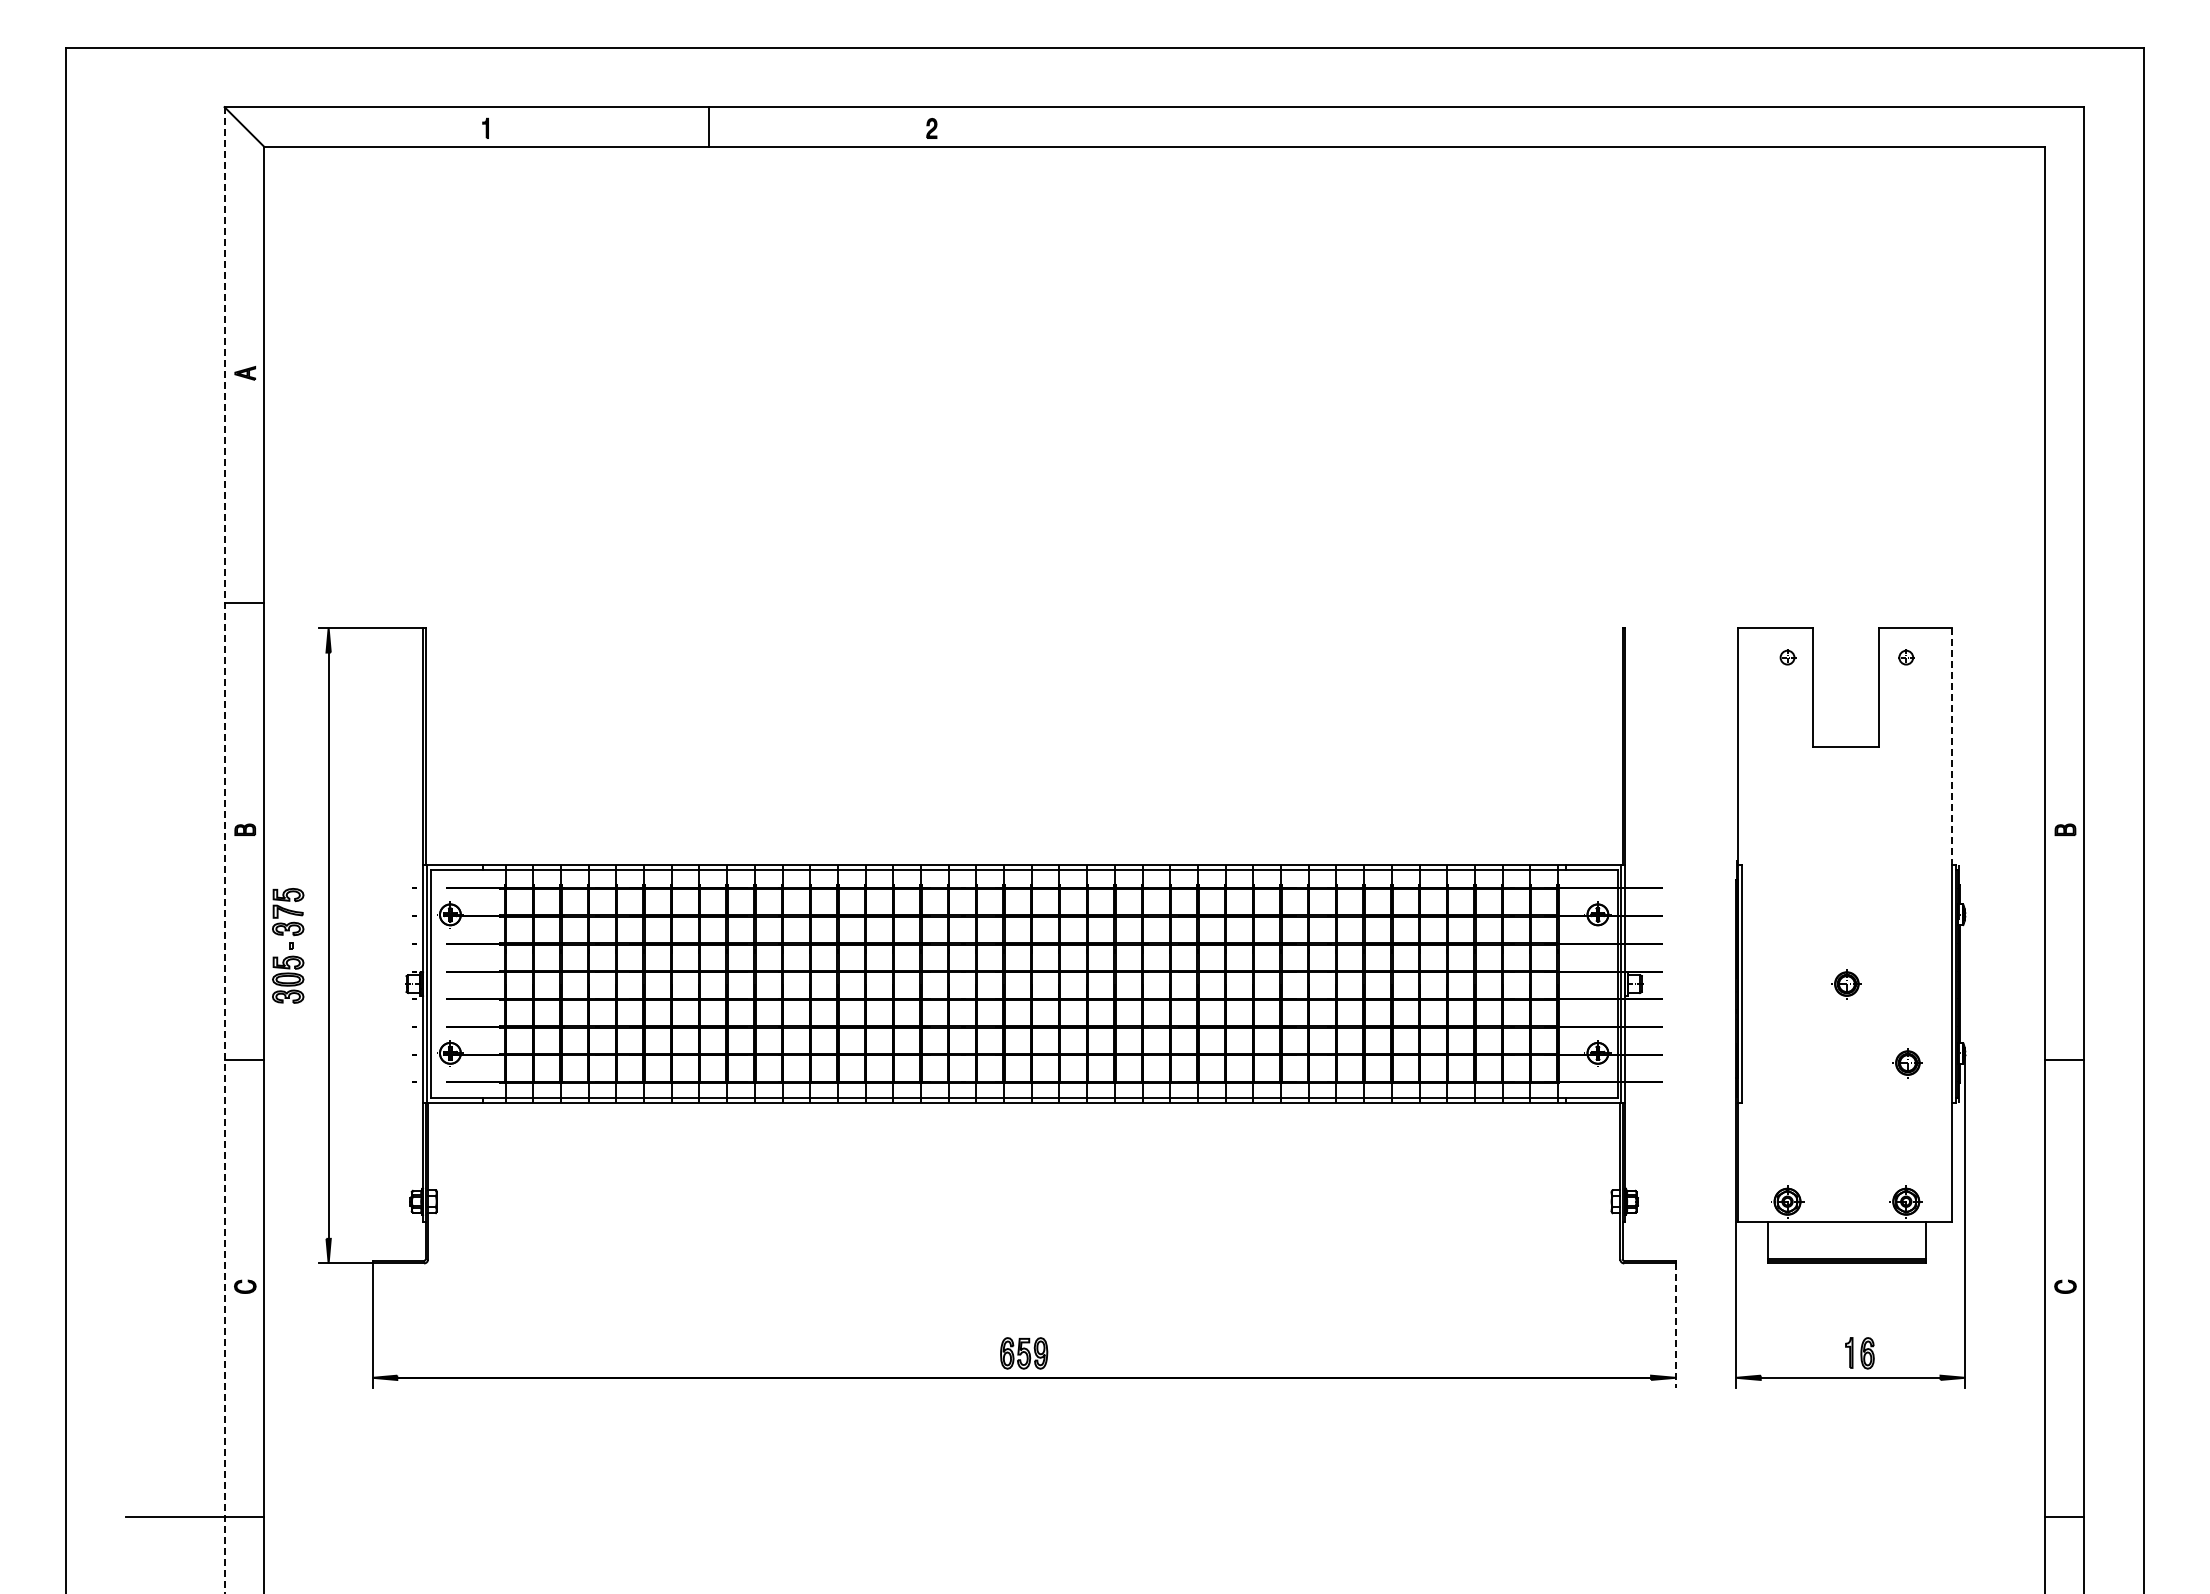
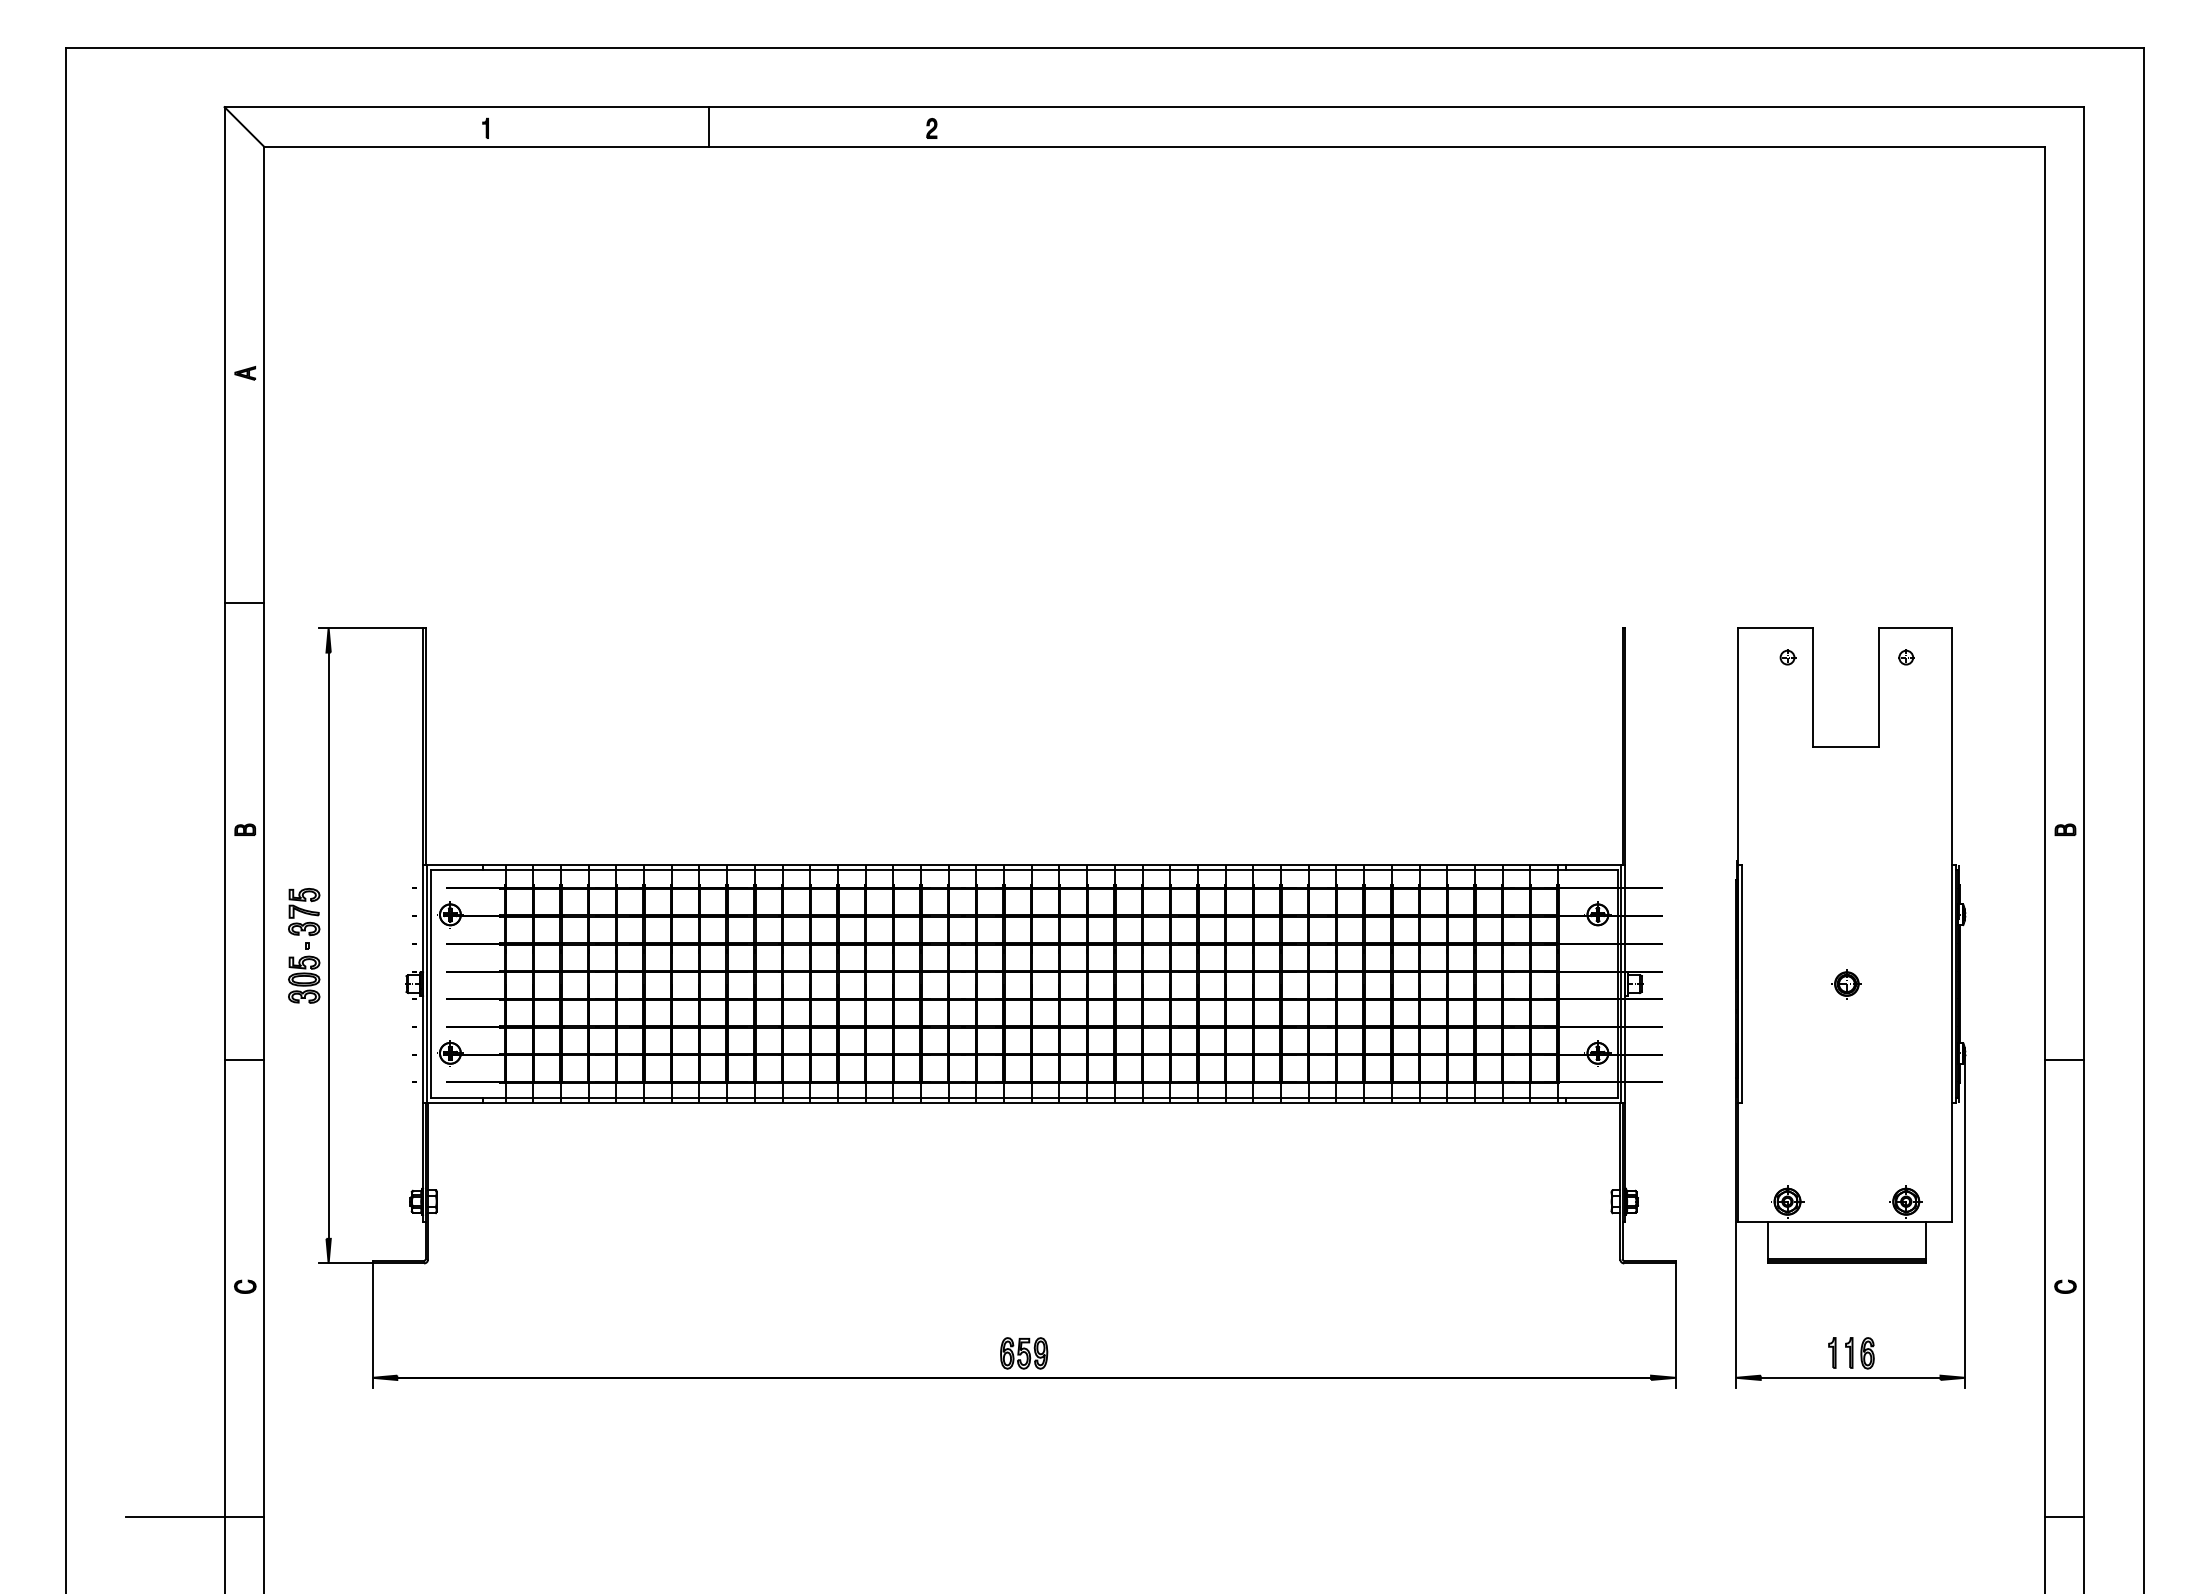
line: dashed -> solid (1951, 746)
line: dashed -> solid (224, 850)
part position: (288, 945) -> (304, 945) (304, 945)
part: present -> none (1907, 1063)
line: dashed -> solid (1675, 1326)
part: none -> present (1832, 1352)
